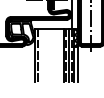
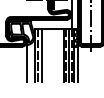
line: none -> present (42, 55)
line: none -> present (26, 61)
